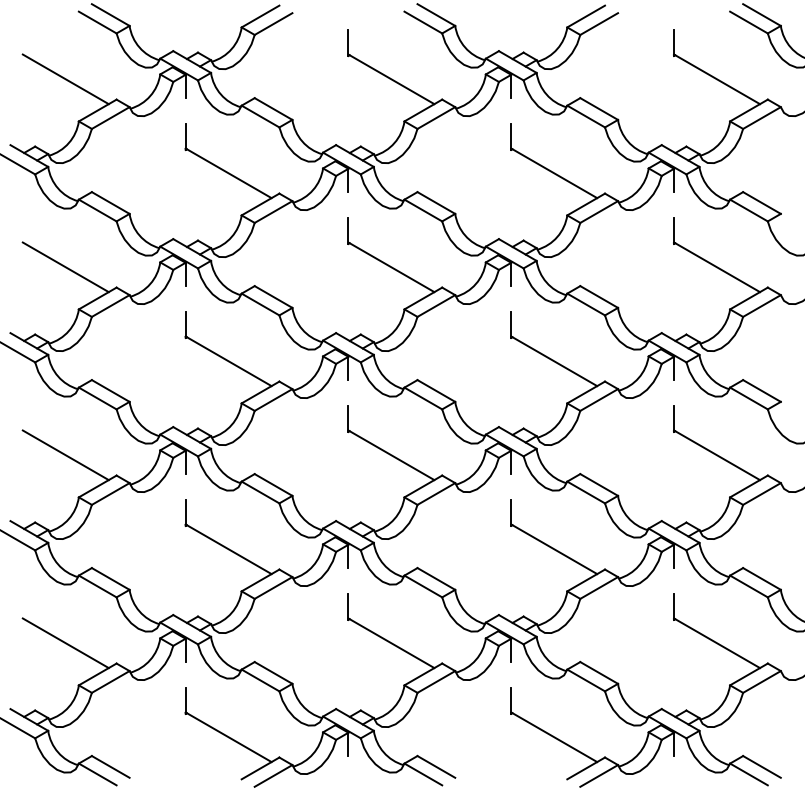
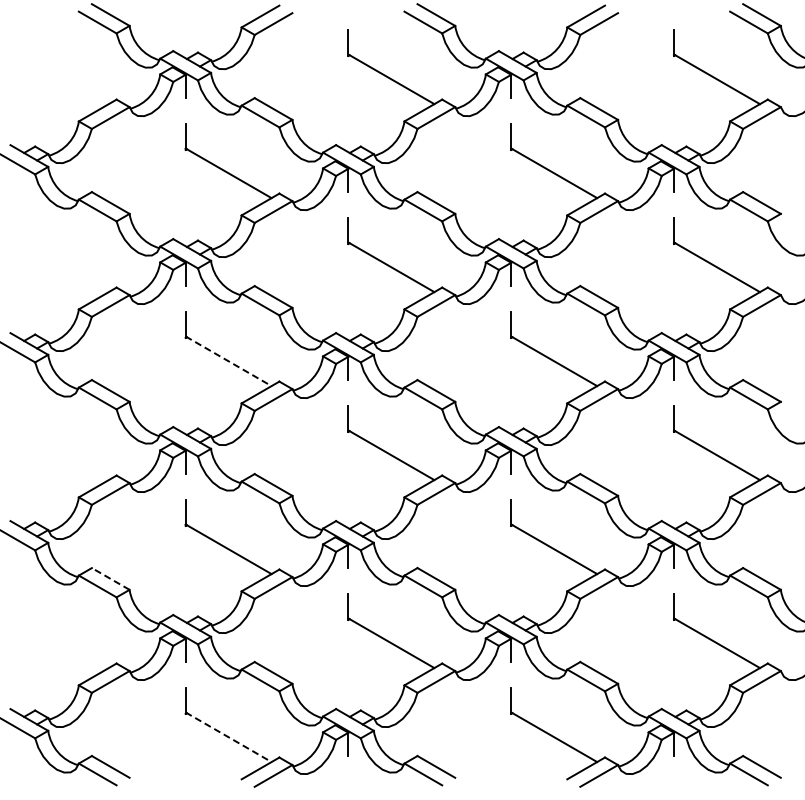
line: present -> none (65, 79)
line: present -> none (65, 267)
line: solid -> dashed (228, 361)
line: present -> none (65, 455)
line: solid -> dashed (110, 578)
line: present -> none (65, 643)
line: solid -> dashed (228, 737)
